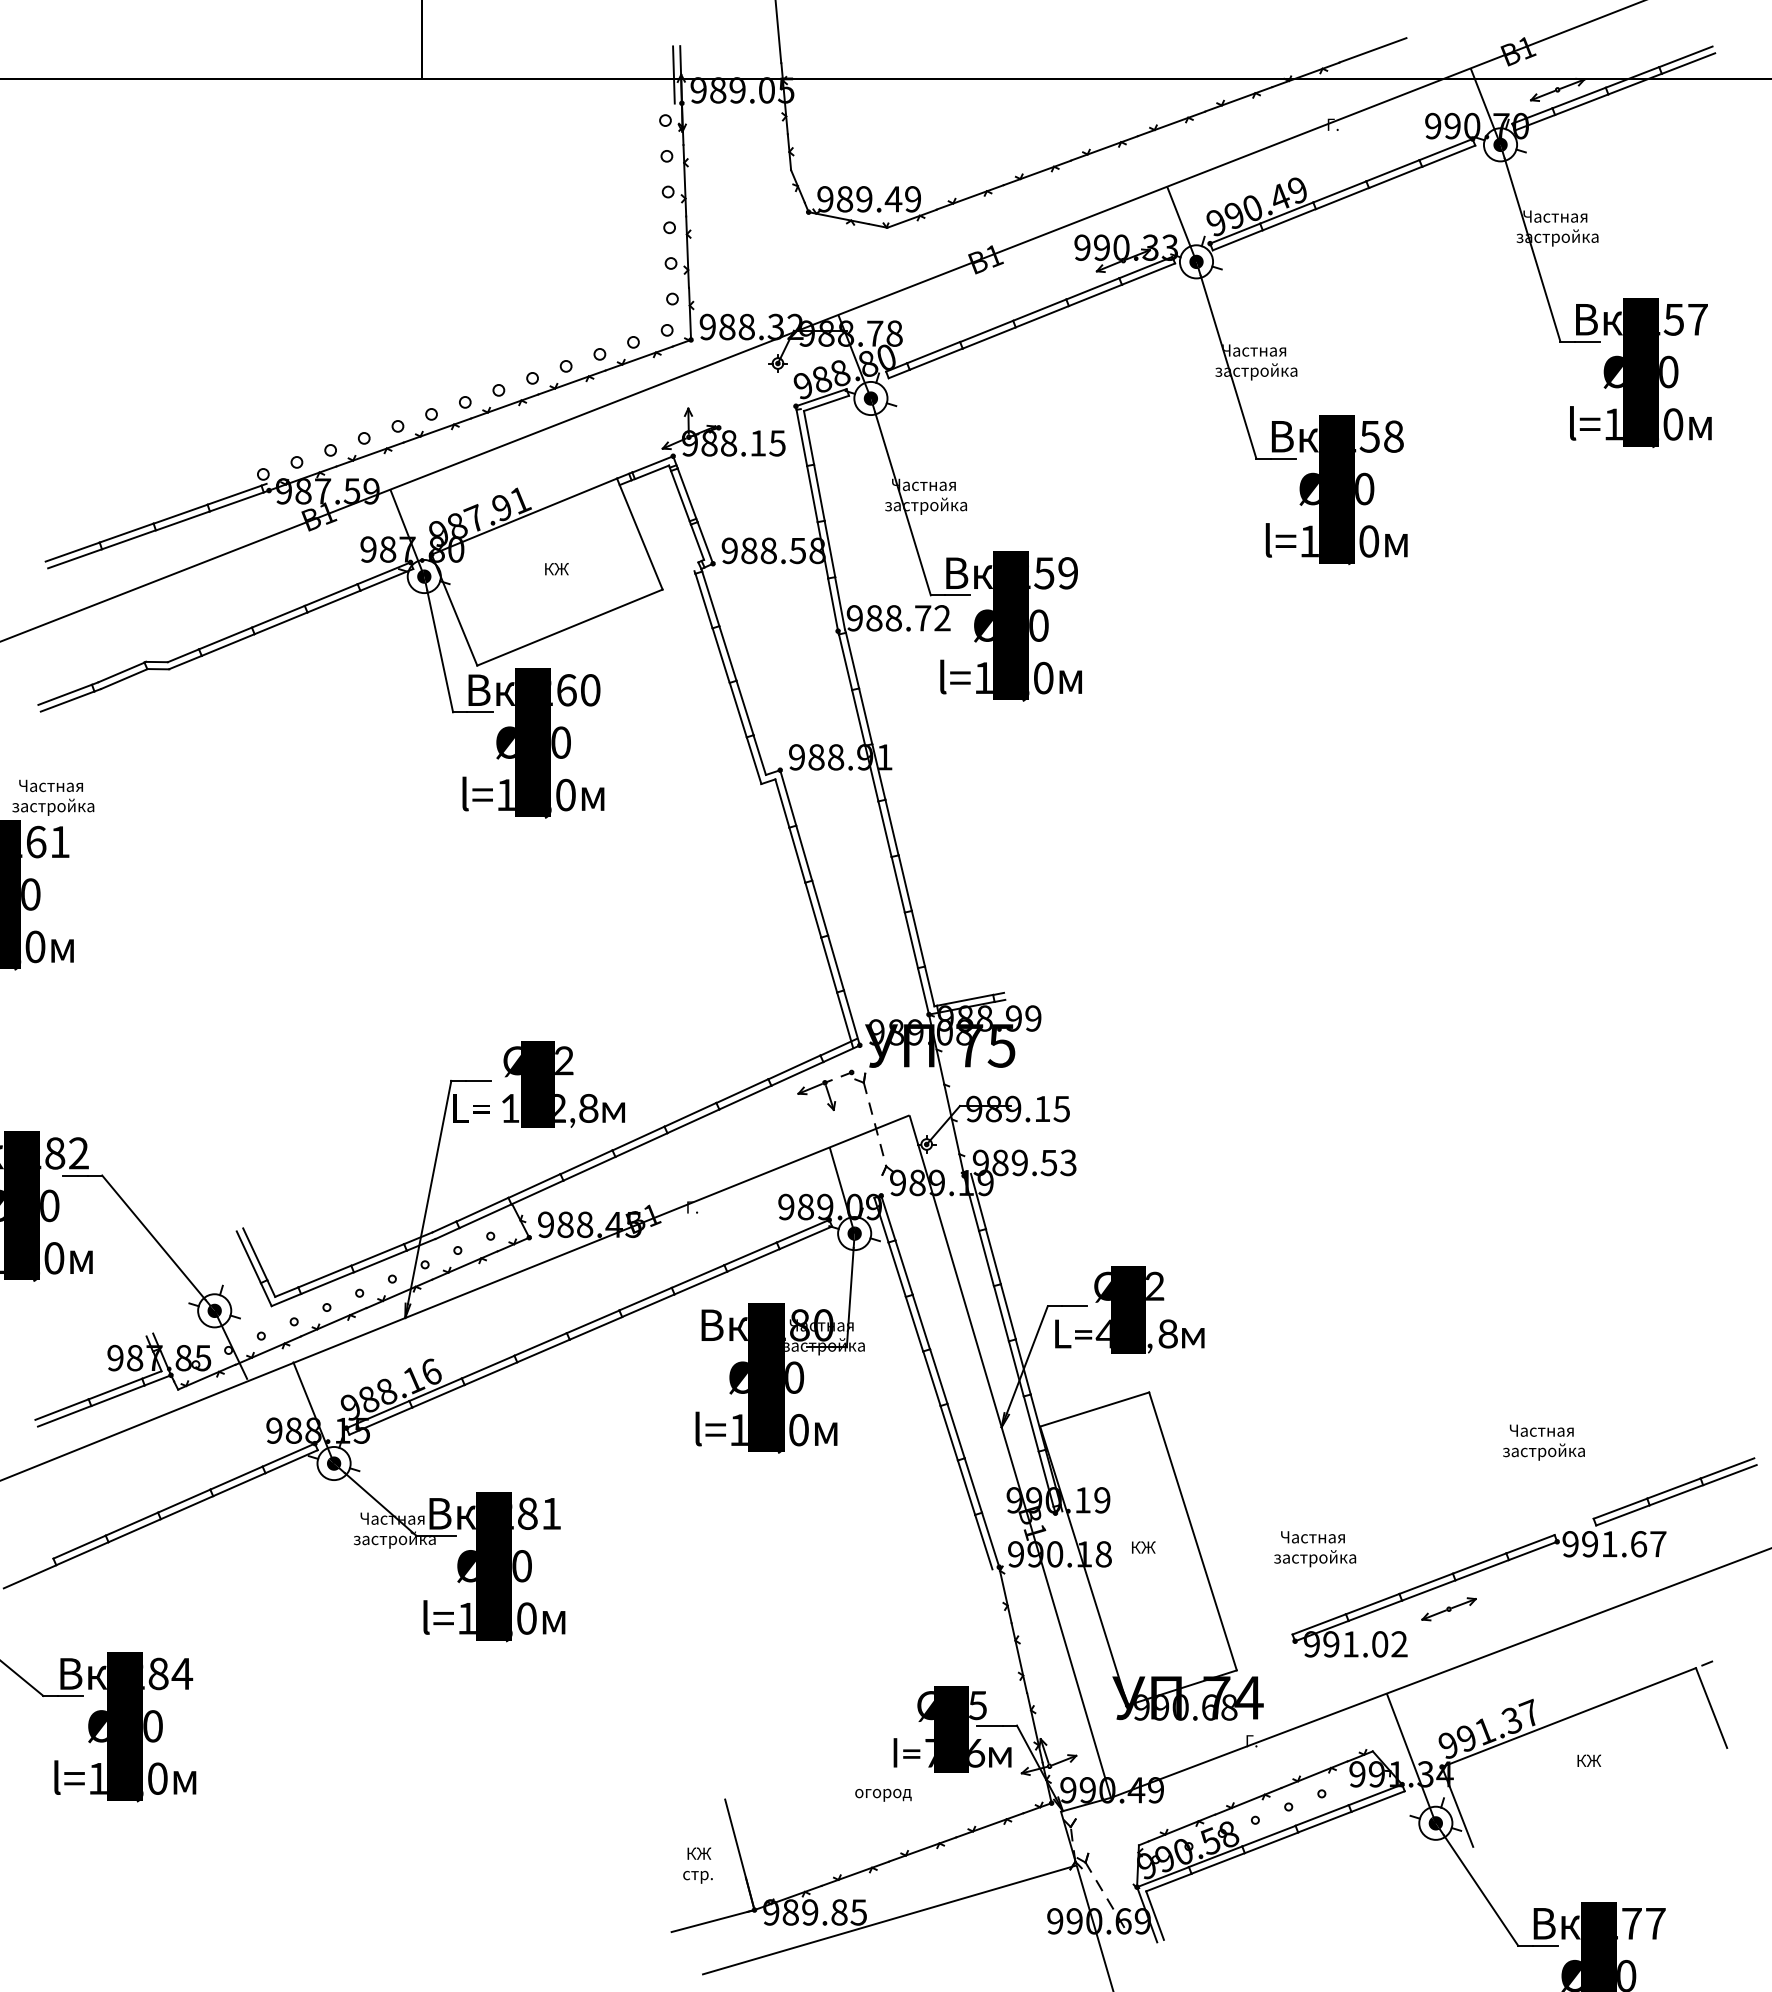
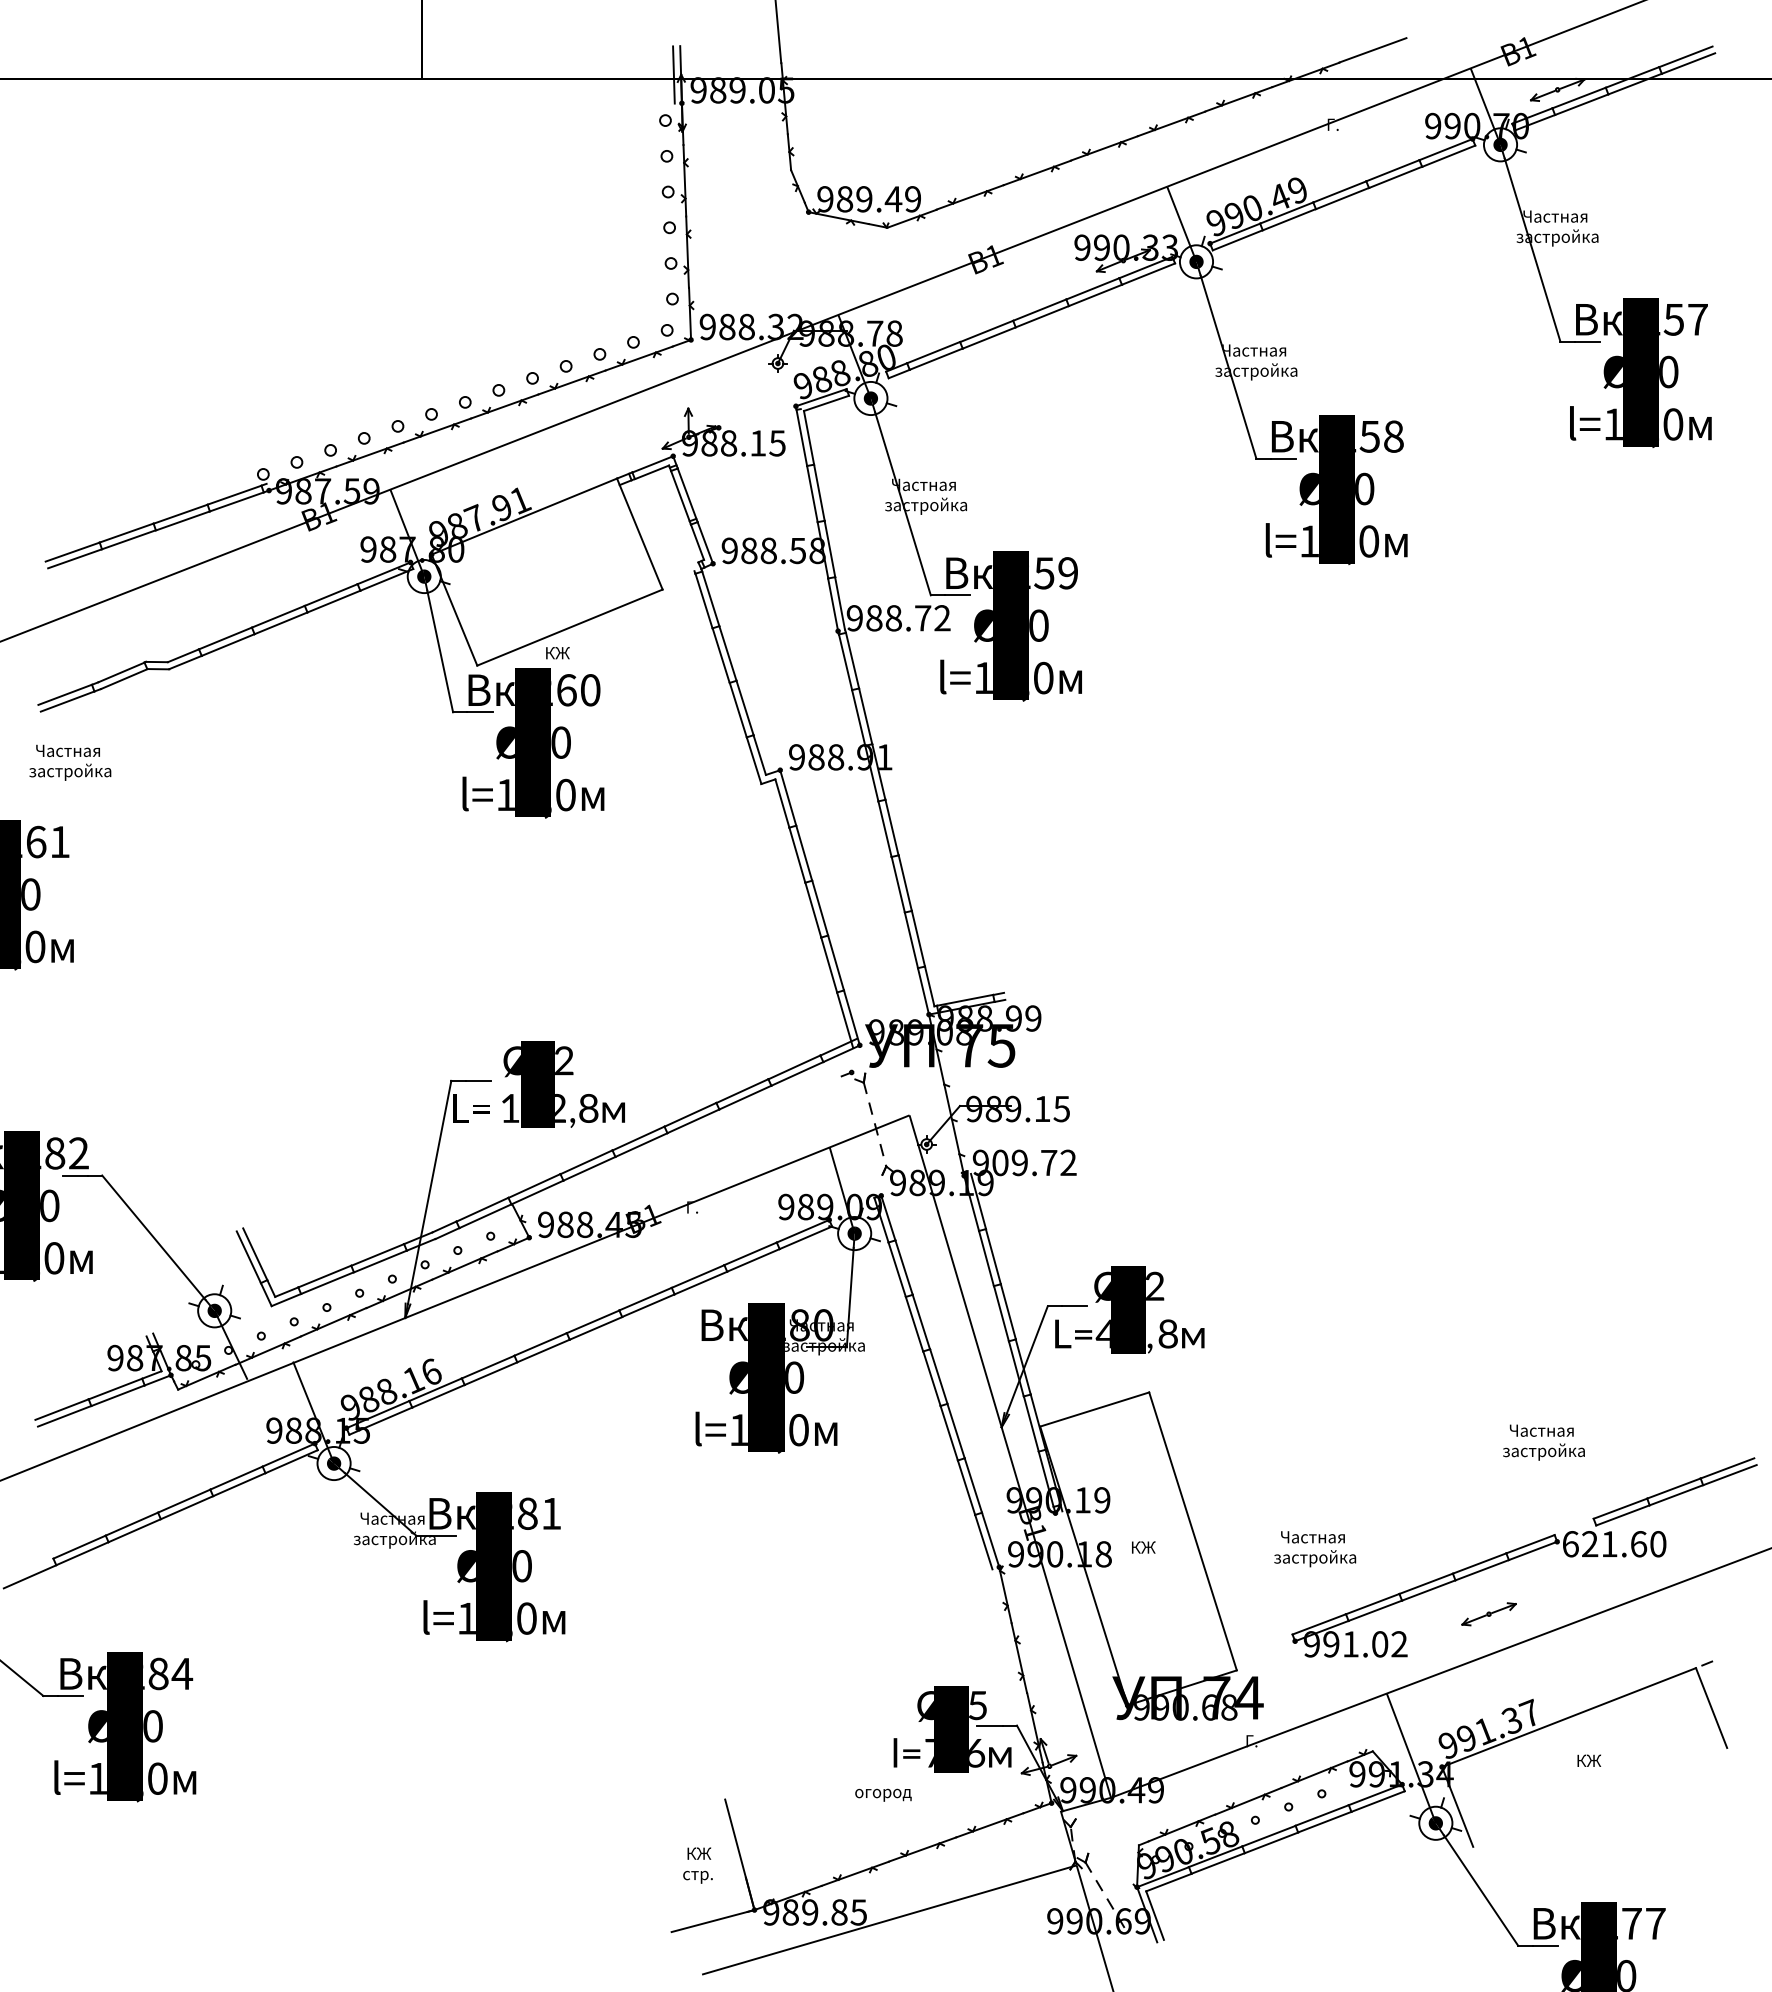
text position: (556, 569) -> (557, 653) (557, 653)
text position: (53, 797) -> (70, 762) (70, 762)
part: present -> none (814, 1088)
text: 989.53 -> 909.72 (1034, 1163)
text: 991.67 -> 621.60 (1614, 1544)
part position: (1448, 1609) -> (1488, 1614) (1488, 1614)
